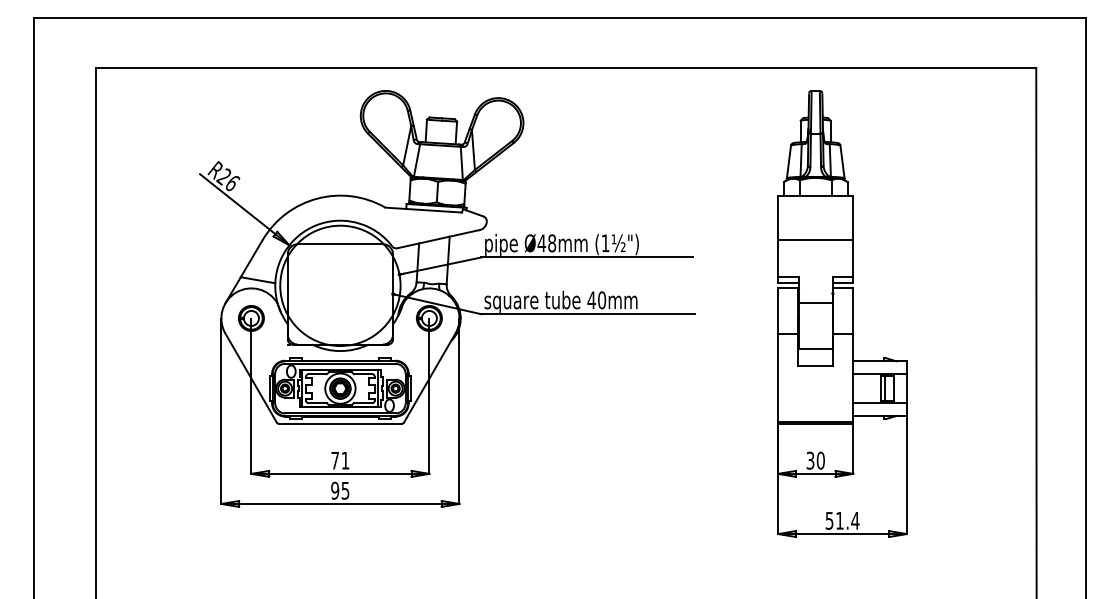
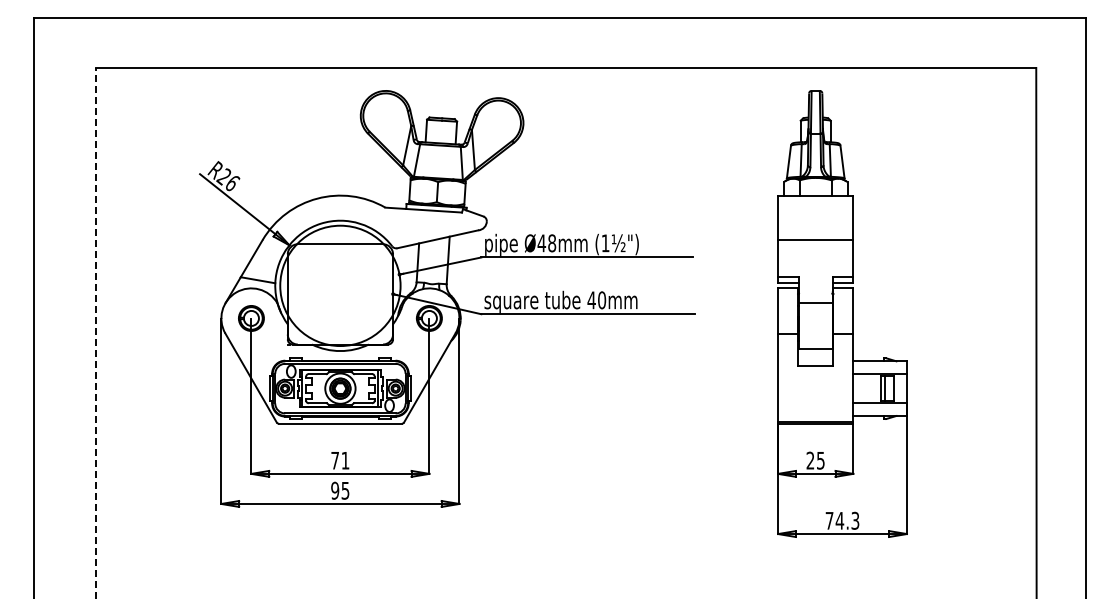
line: solid -> dashed (96, 332)
text: 30 -> 25 (815, 460)
text: 51.4 -> 74.3 (842, 520)
